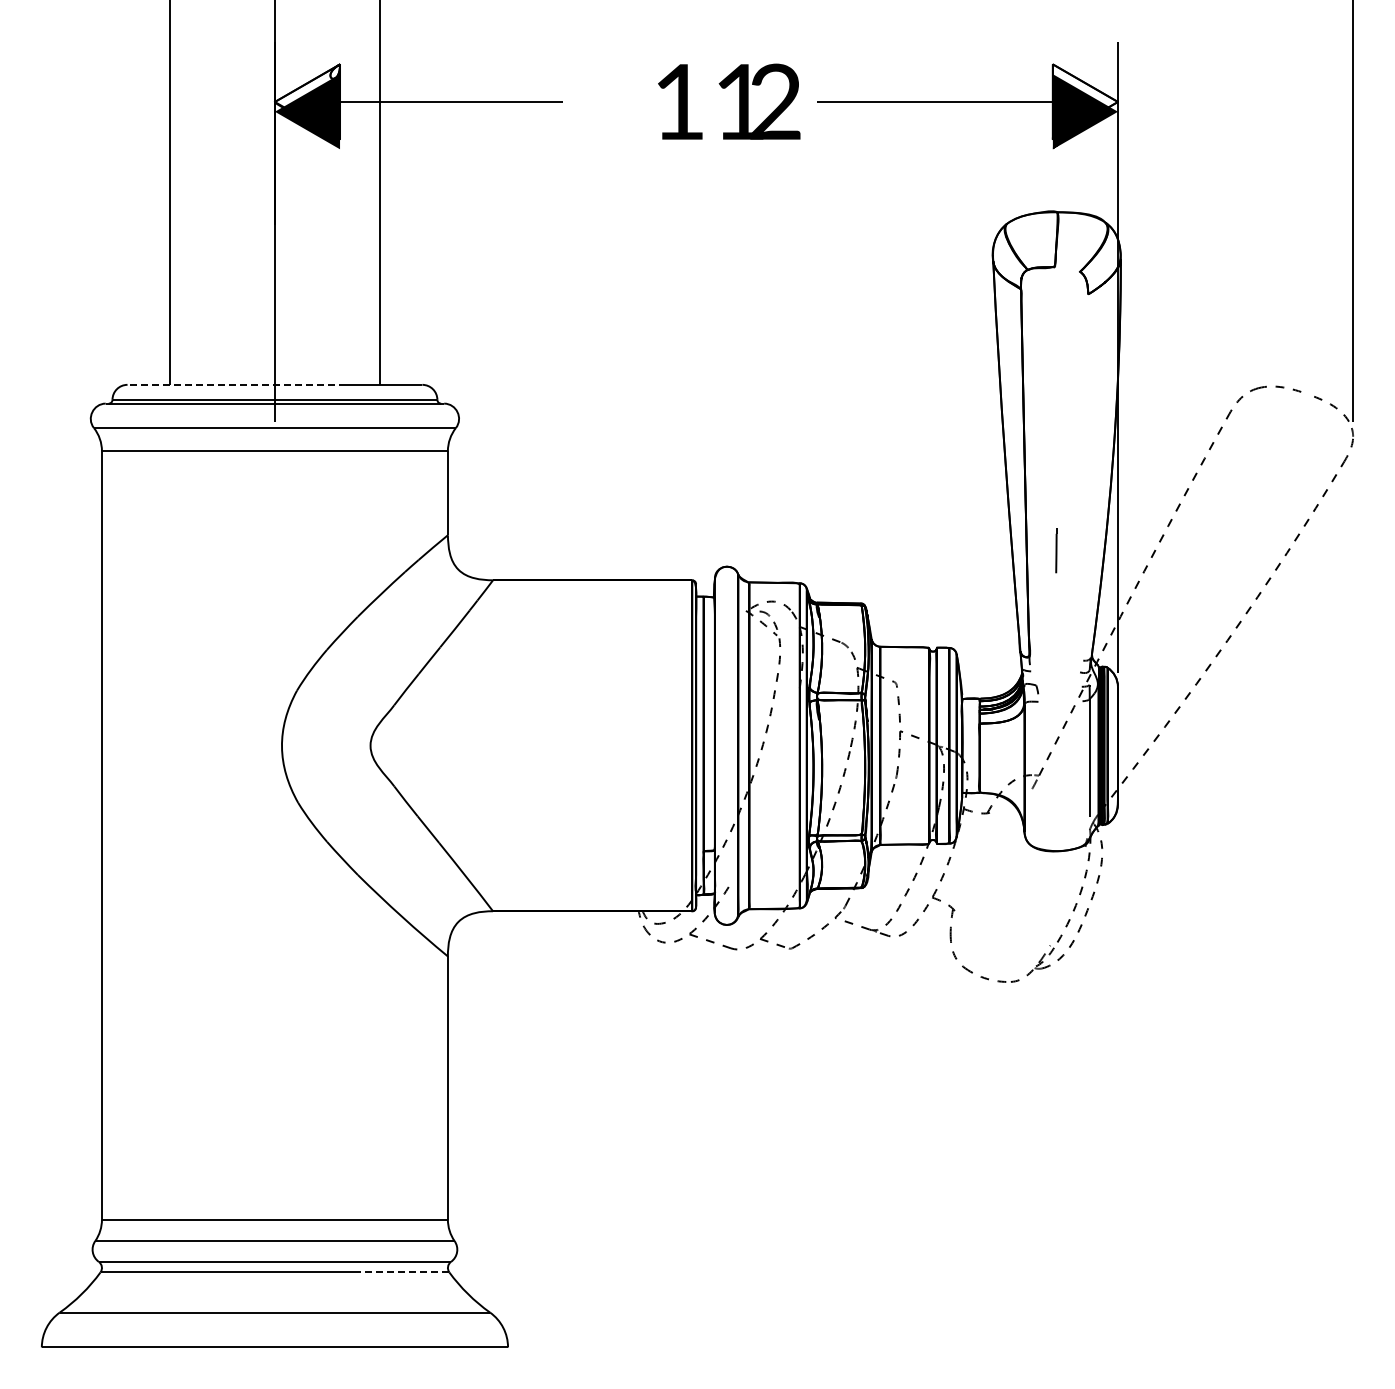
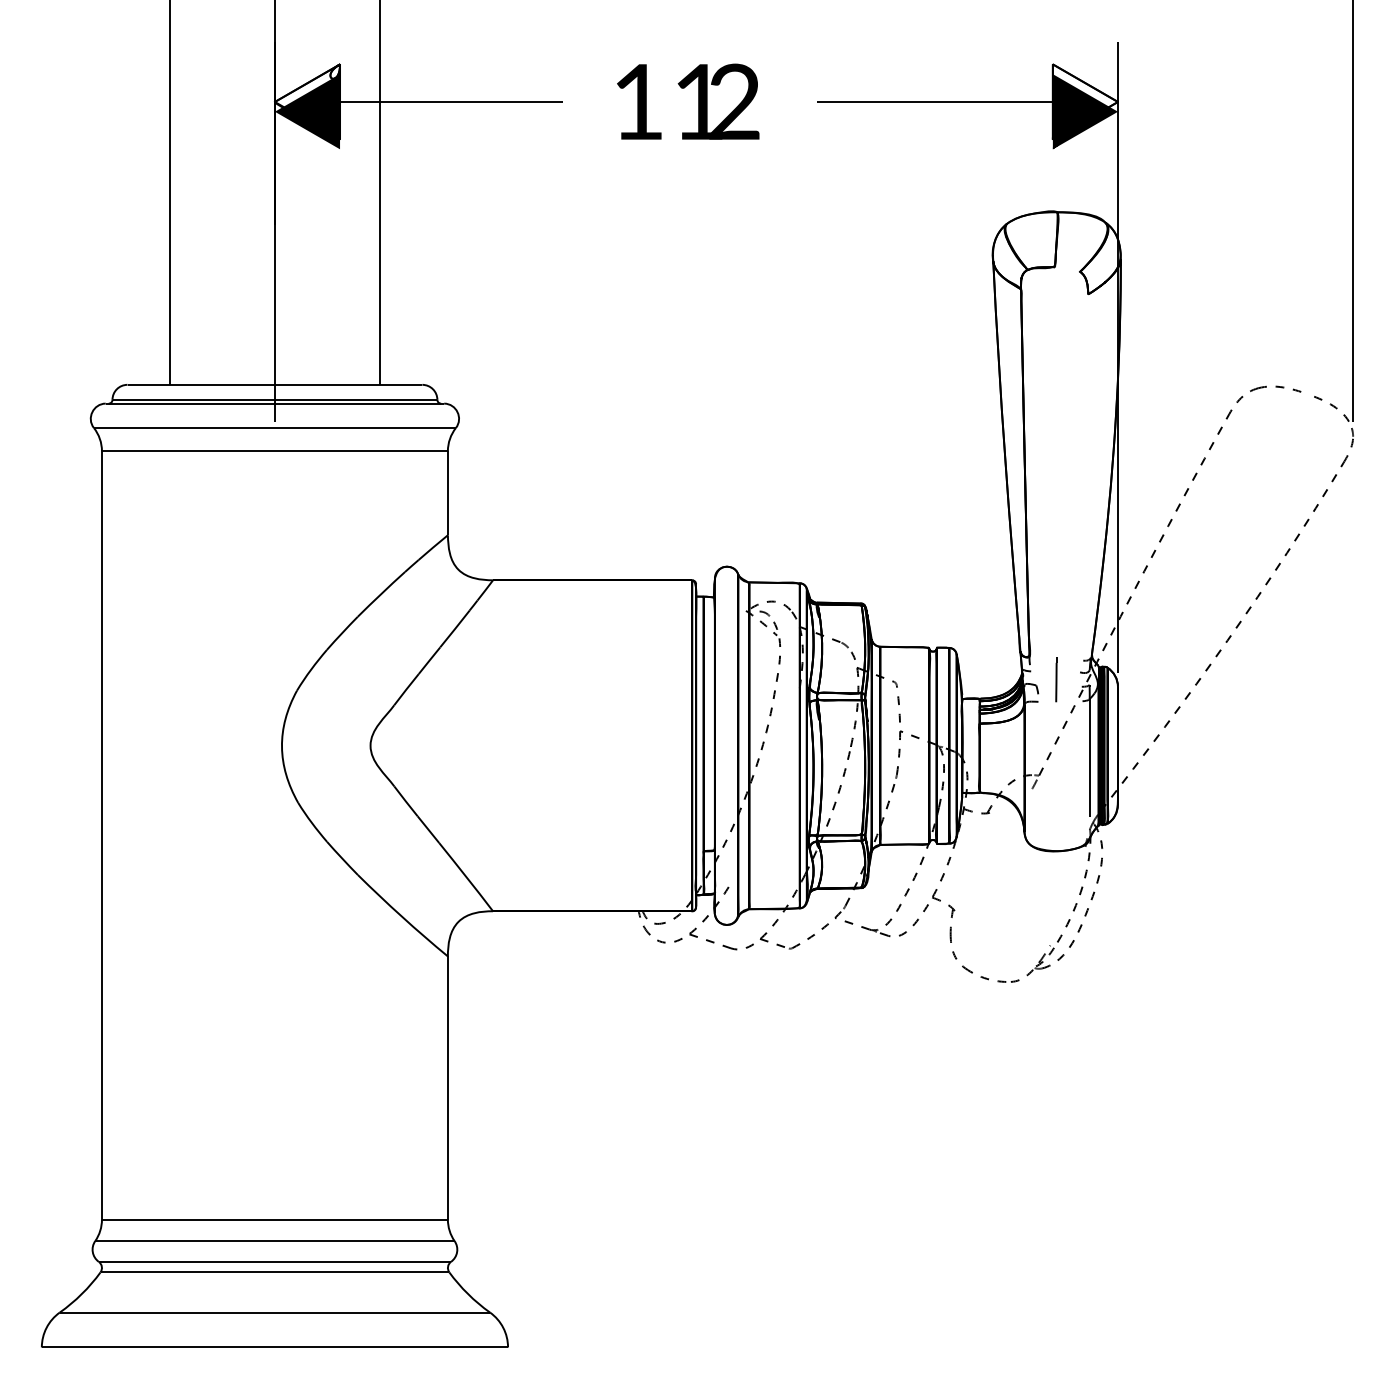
text position: (729, 101) -> (688, 101) (688, 101)
line: dashed -> solid (236, 384)
line position: (1056, 550) -> (1056, 679) (1056, 679)
line: dashed -> solid (403, 1272)
